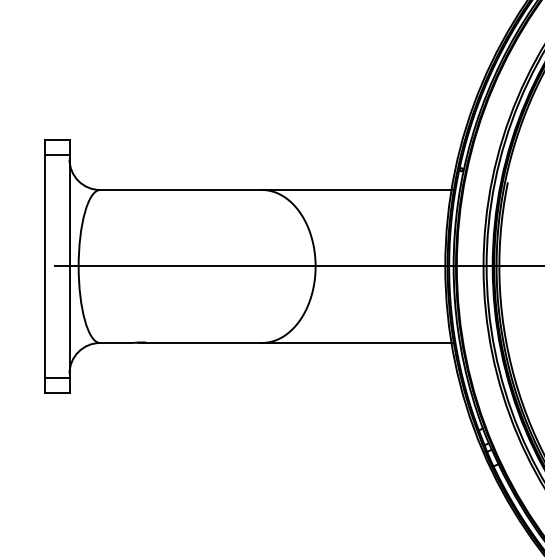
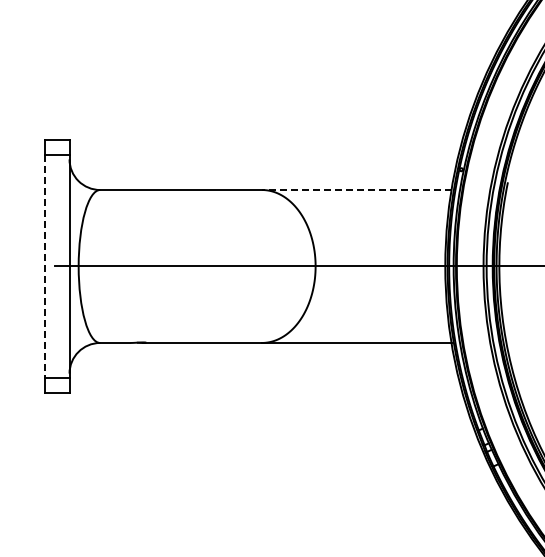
line: solid -> dashed (356, 189)
line: solid -> dashed (45, 266)
